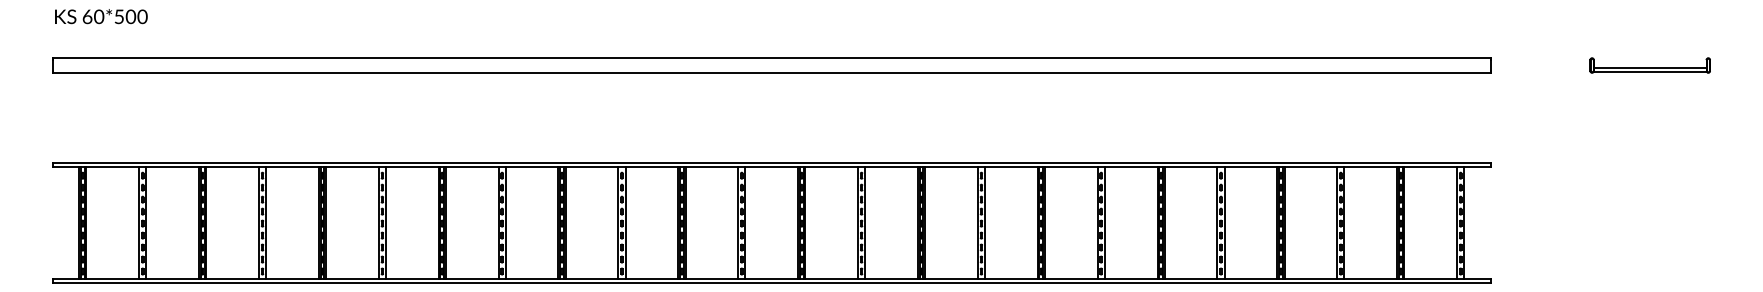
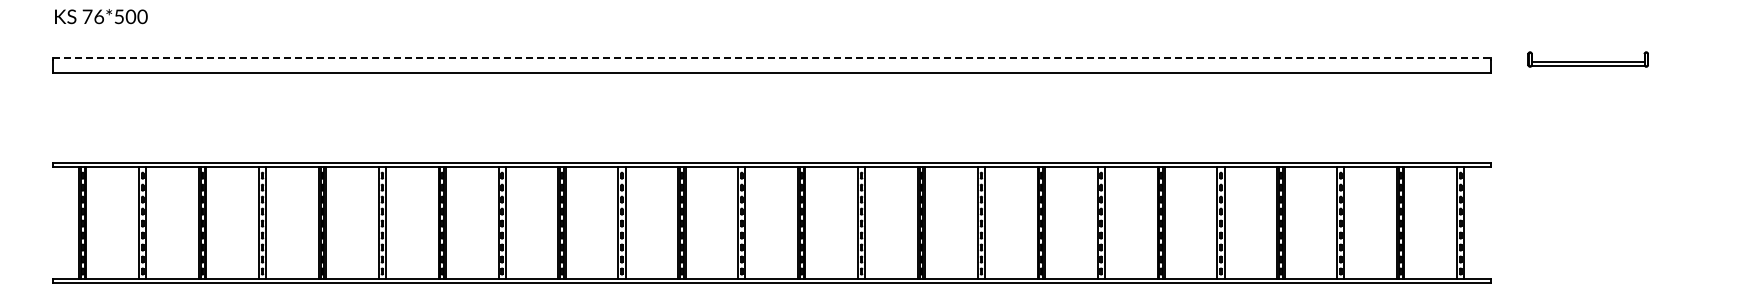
text: 60*500 -> 76*500 (93, 16)
line: solid -> dashed (771, 58)
part position: (1649, 65) -> (1587, 59) (1587, 59)
